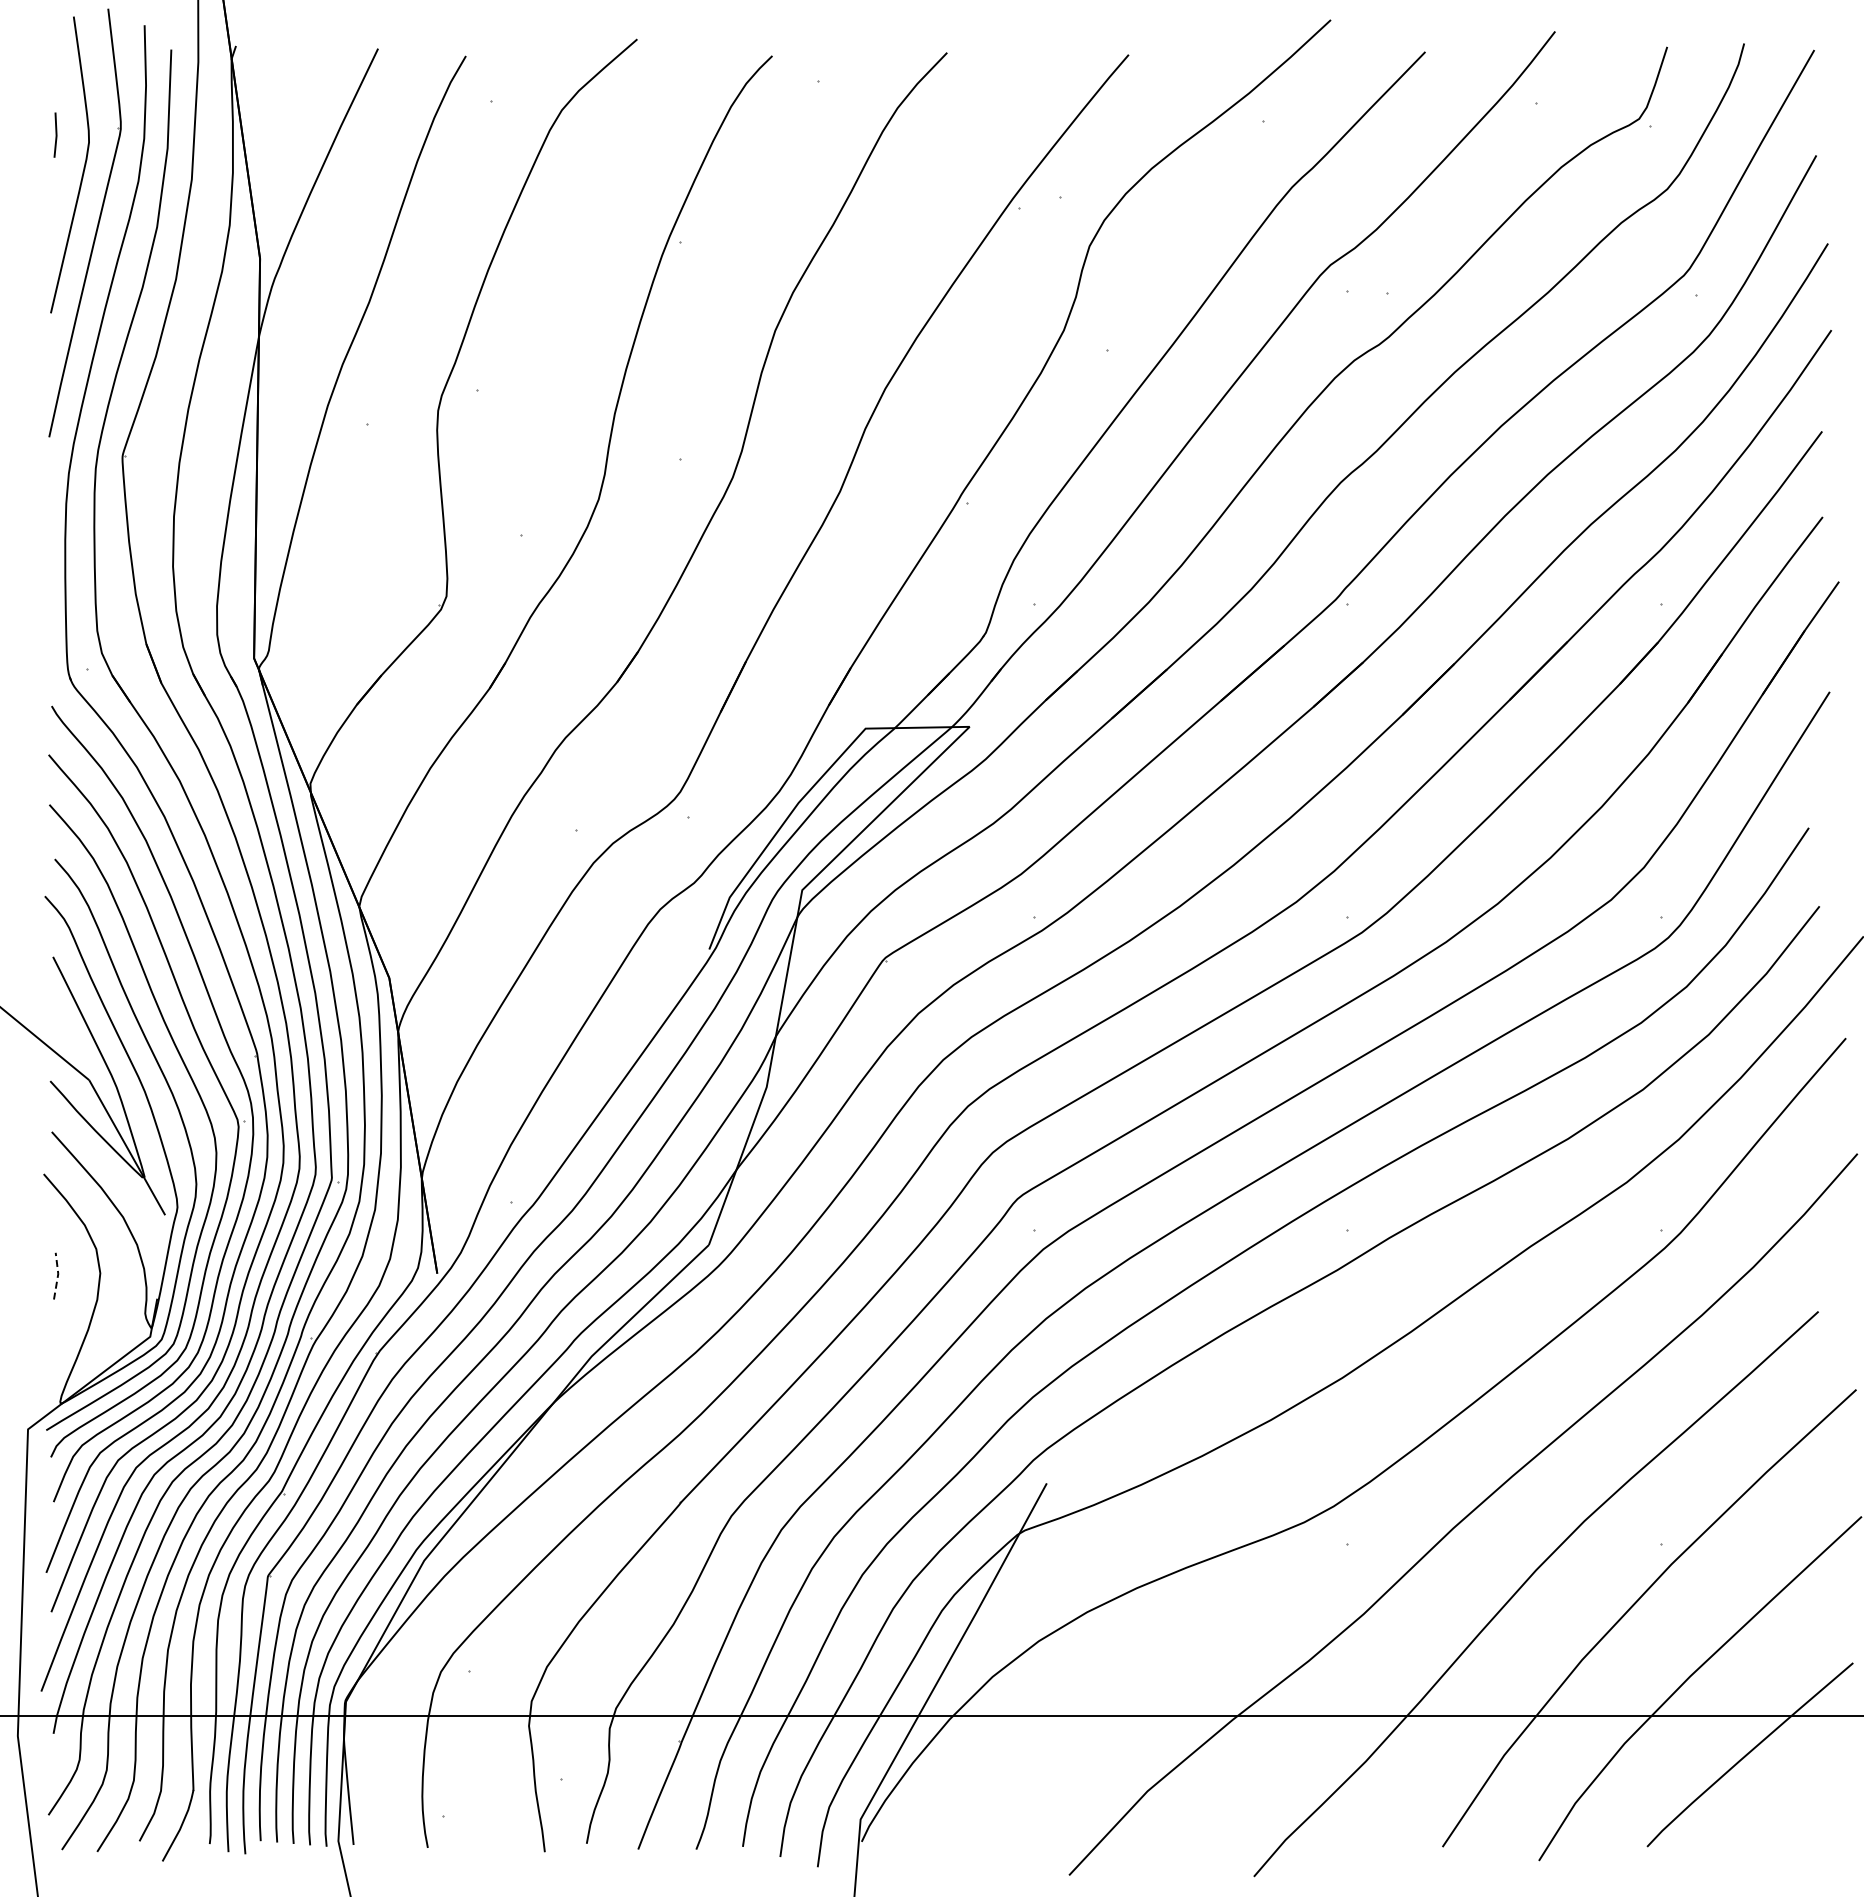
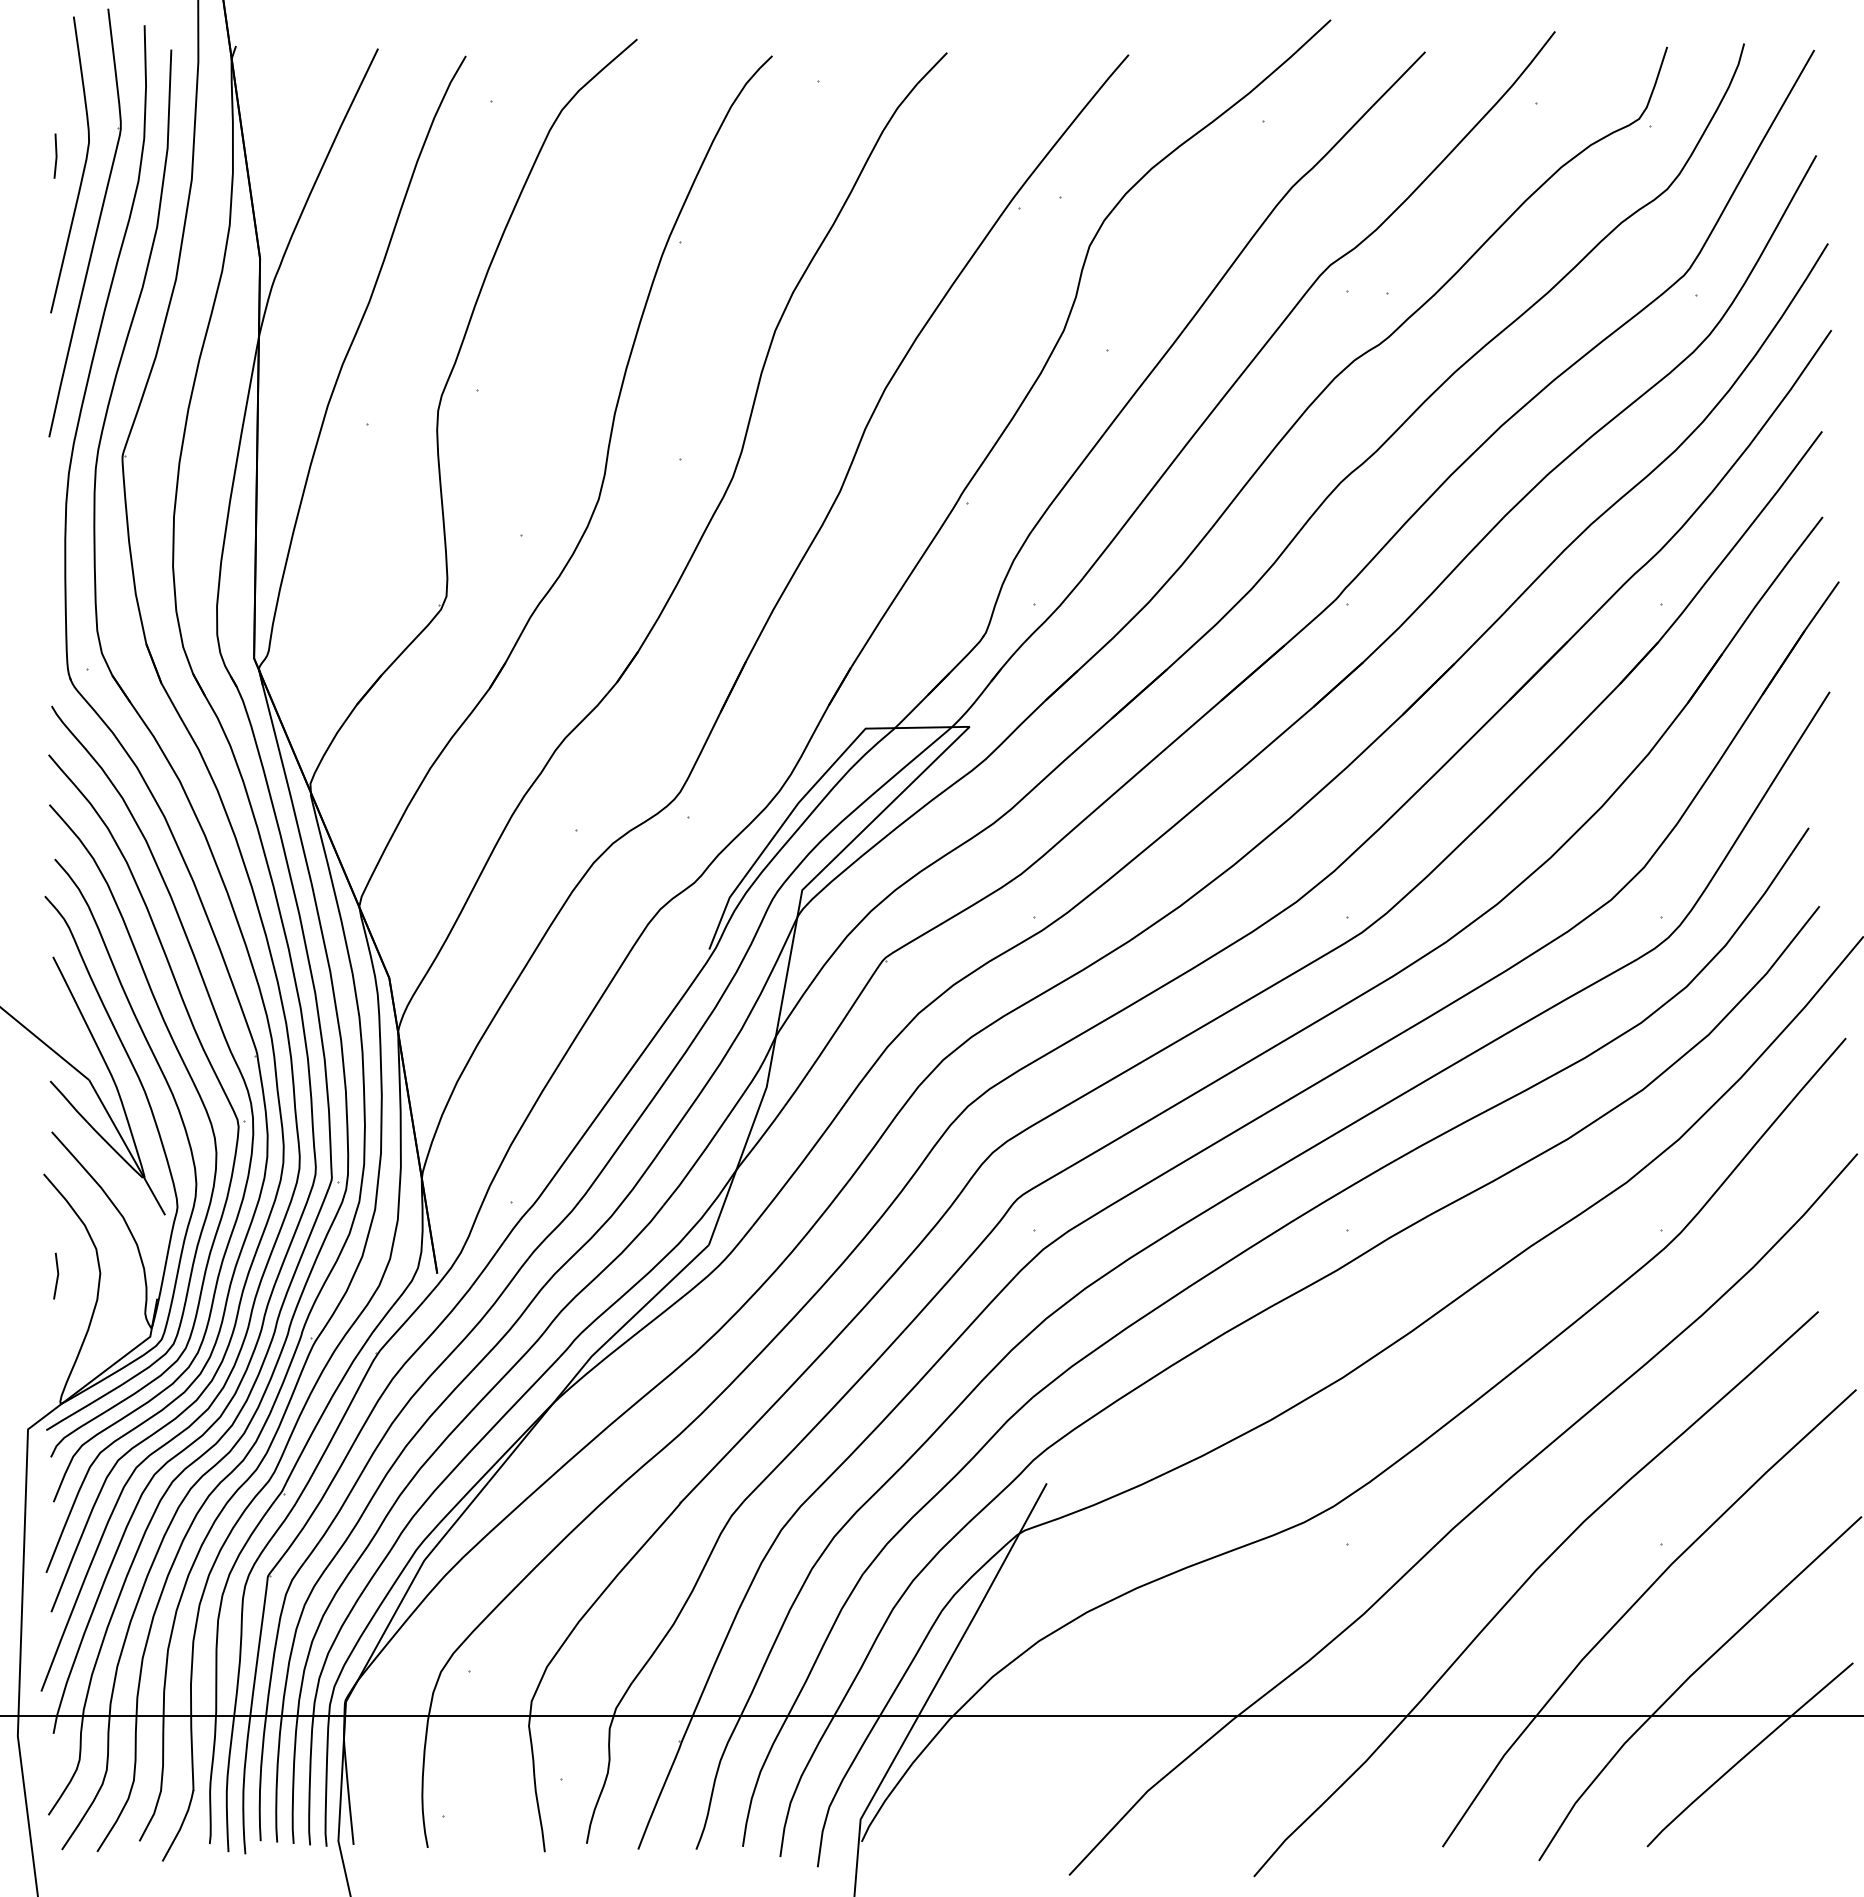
line position: (55, 134) -> (55, 155) (55, 155)
line: dashed -> solid (58, 1274)
